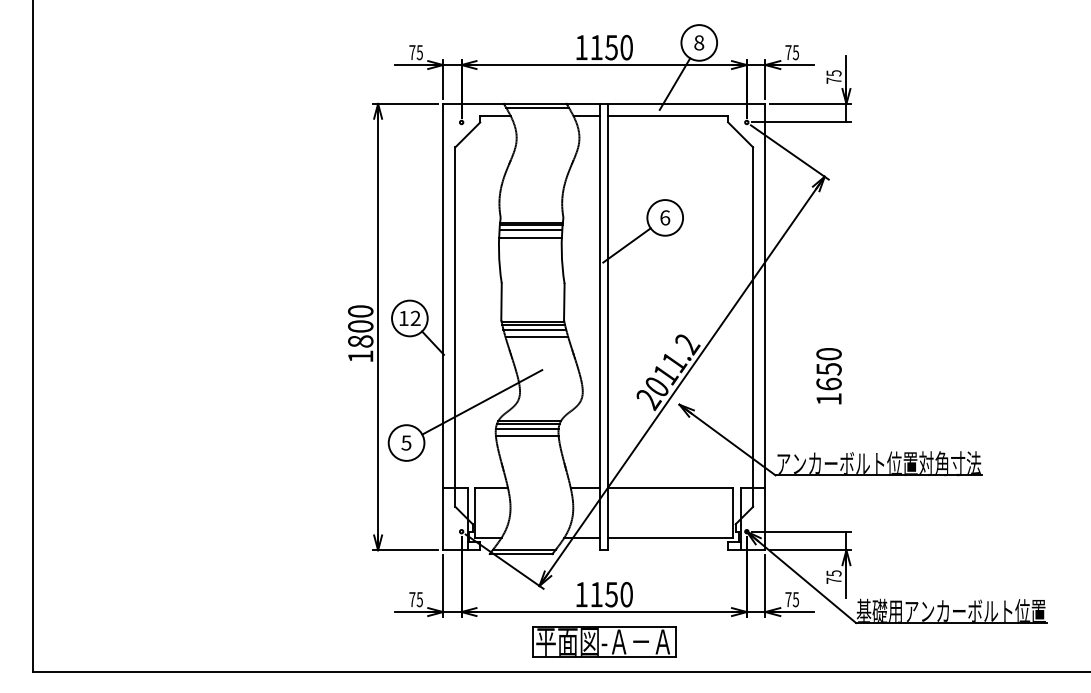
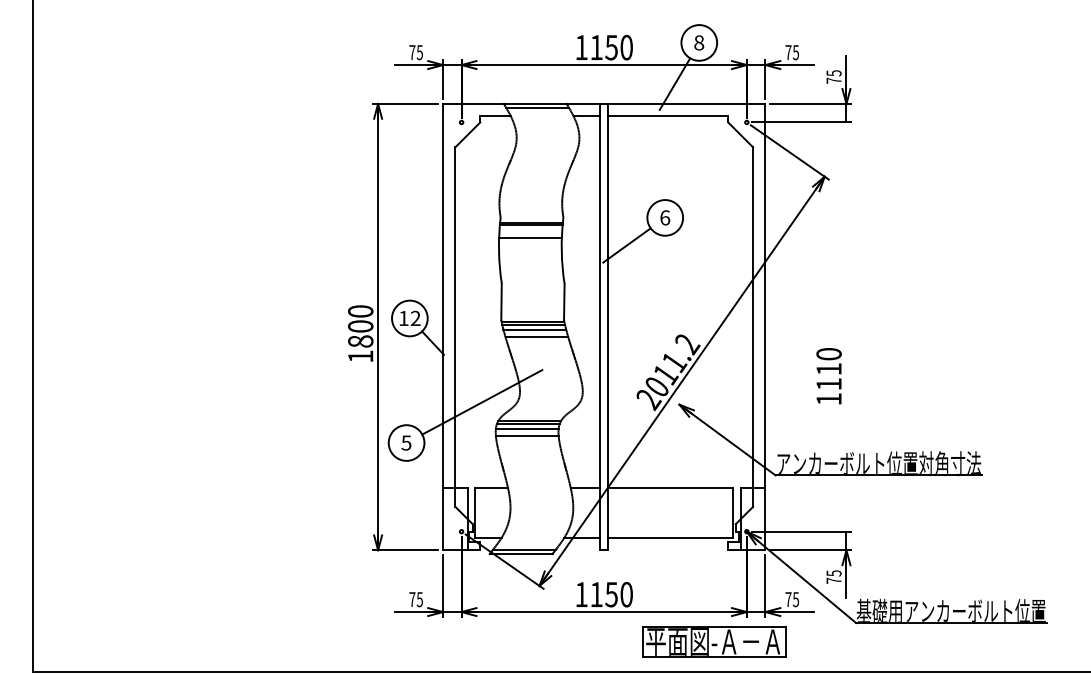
line: present -> none (530, 230)
text: 1650 -> 1110 (828, 376)
part position: (604, 641) -> (714, 641) (714, 641)
